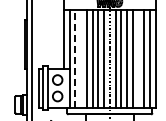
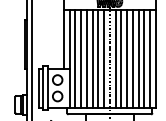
line: dashed -> solid (75, 58)
line: none -> present (81, 58)
line: none -> present (138, 58)
